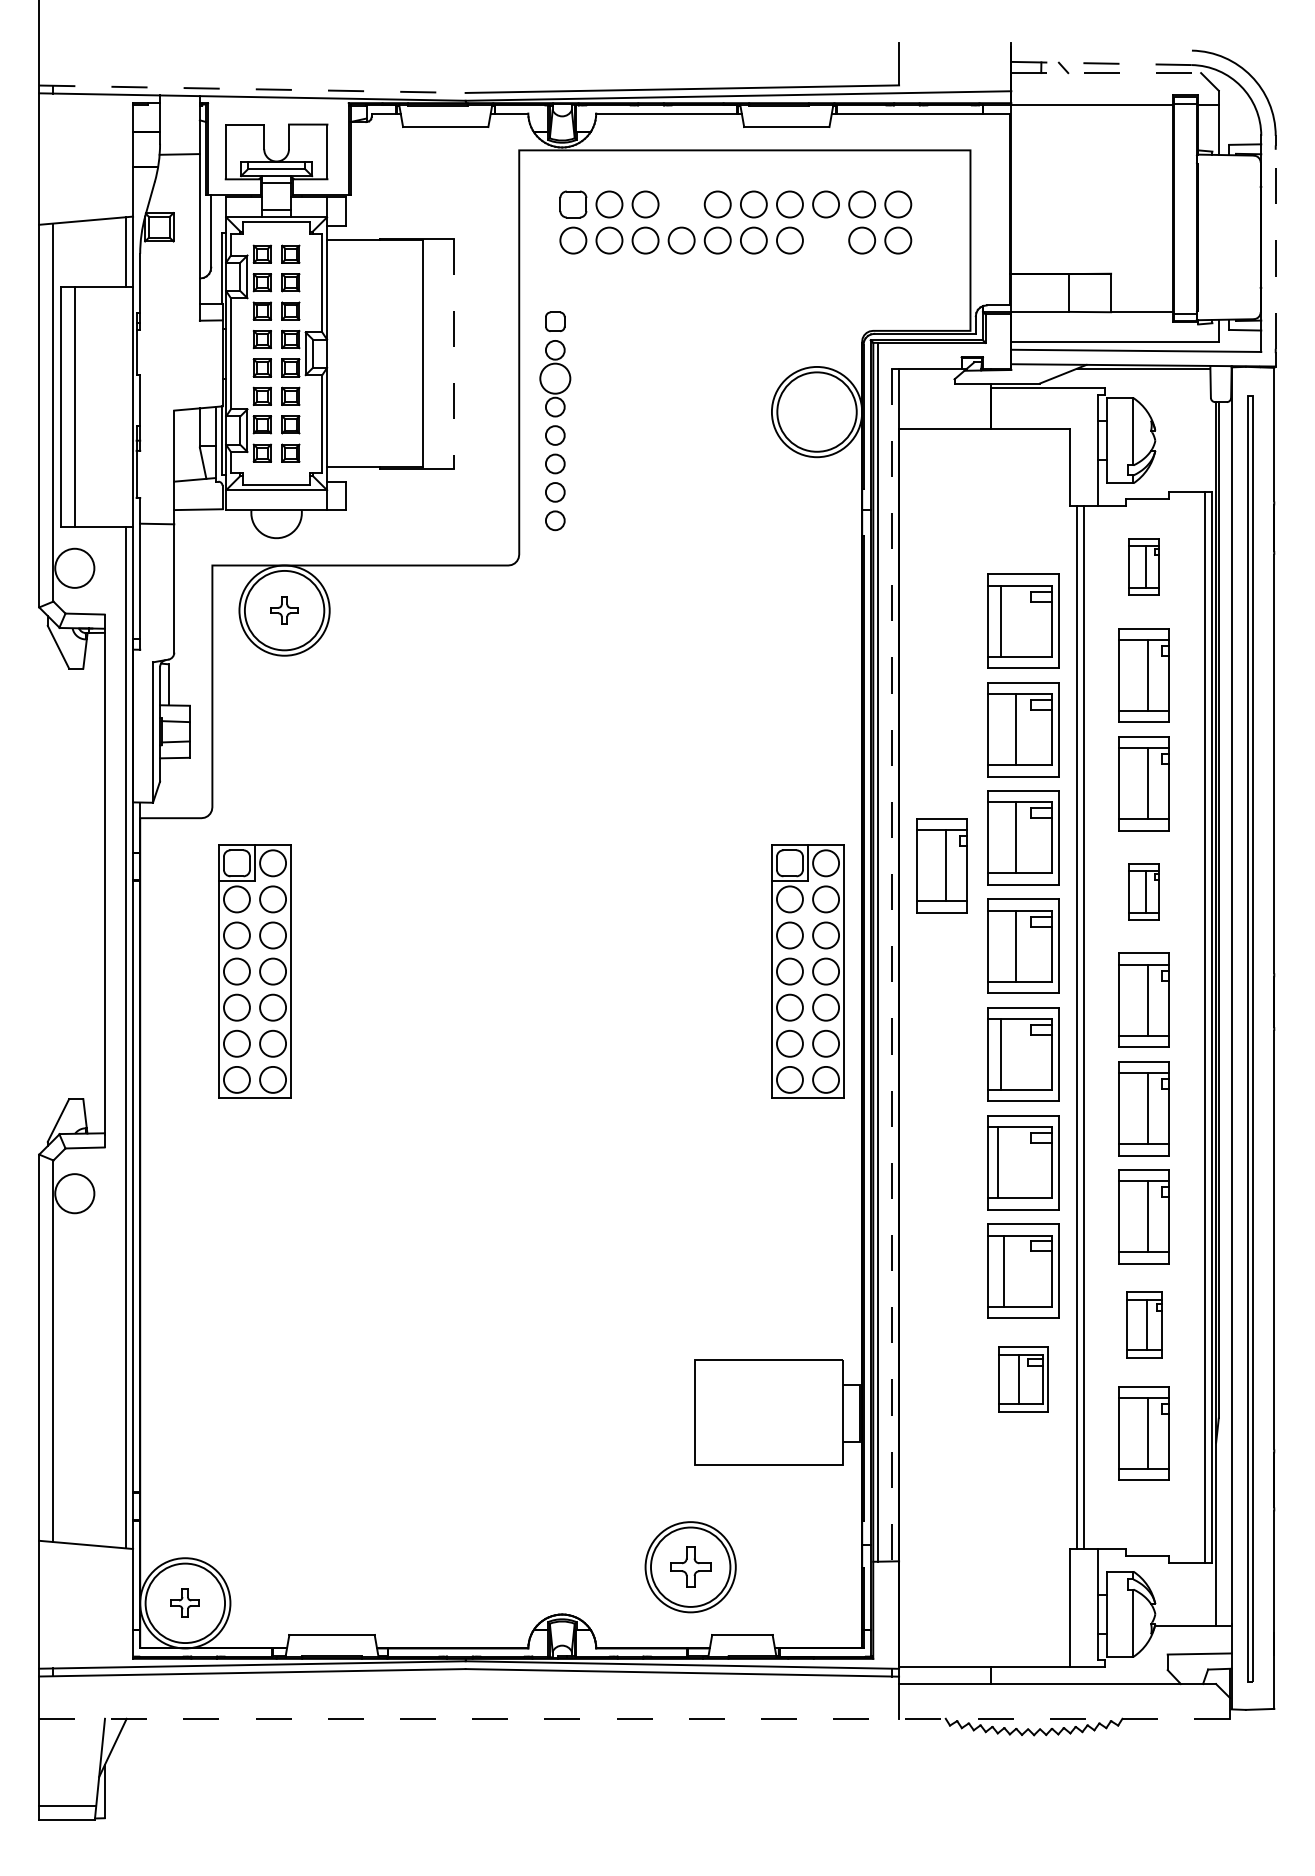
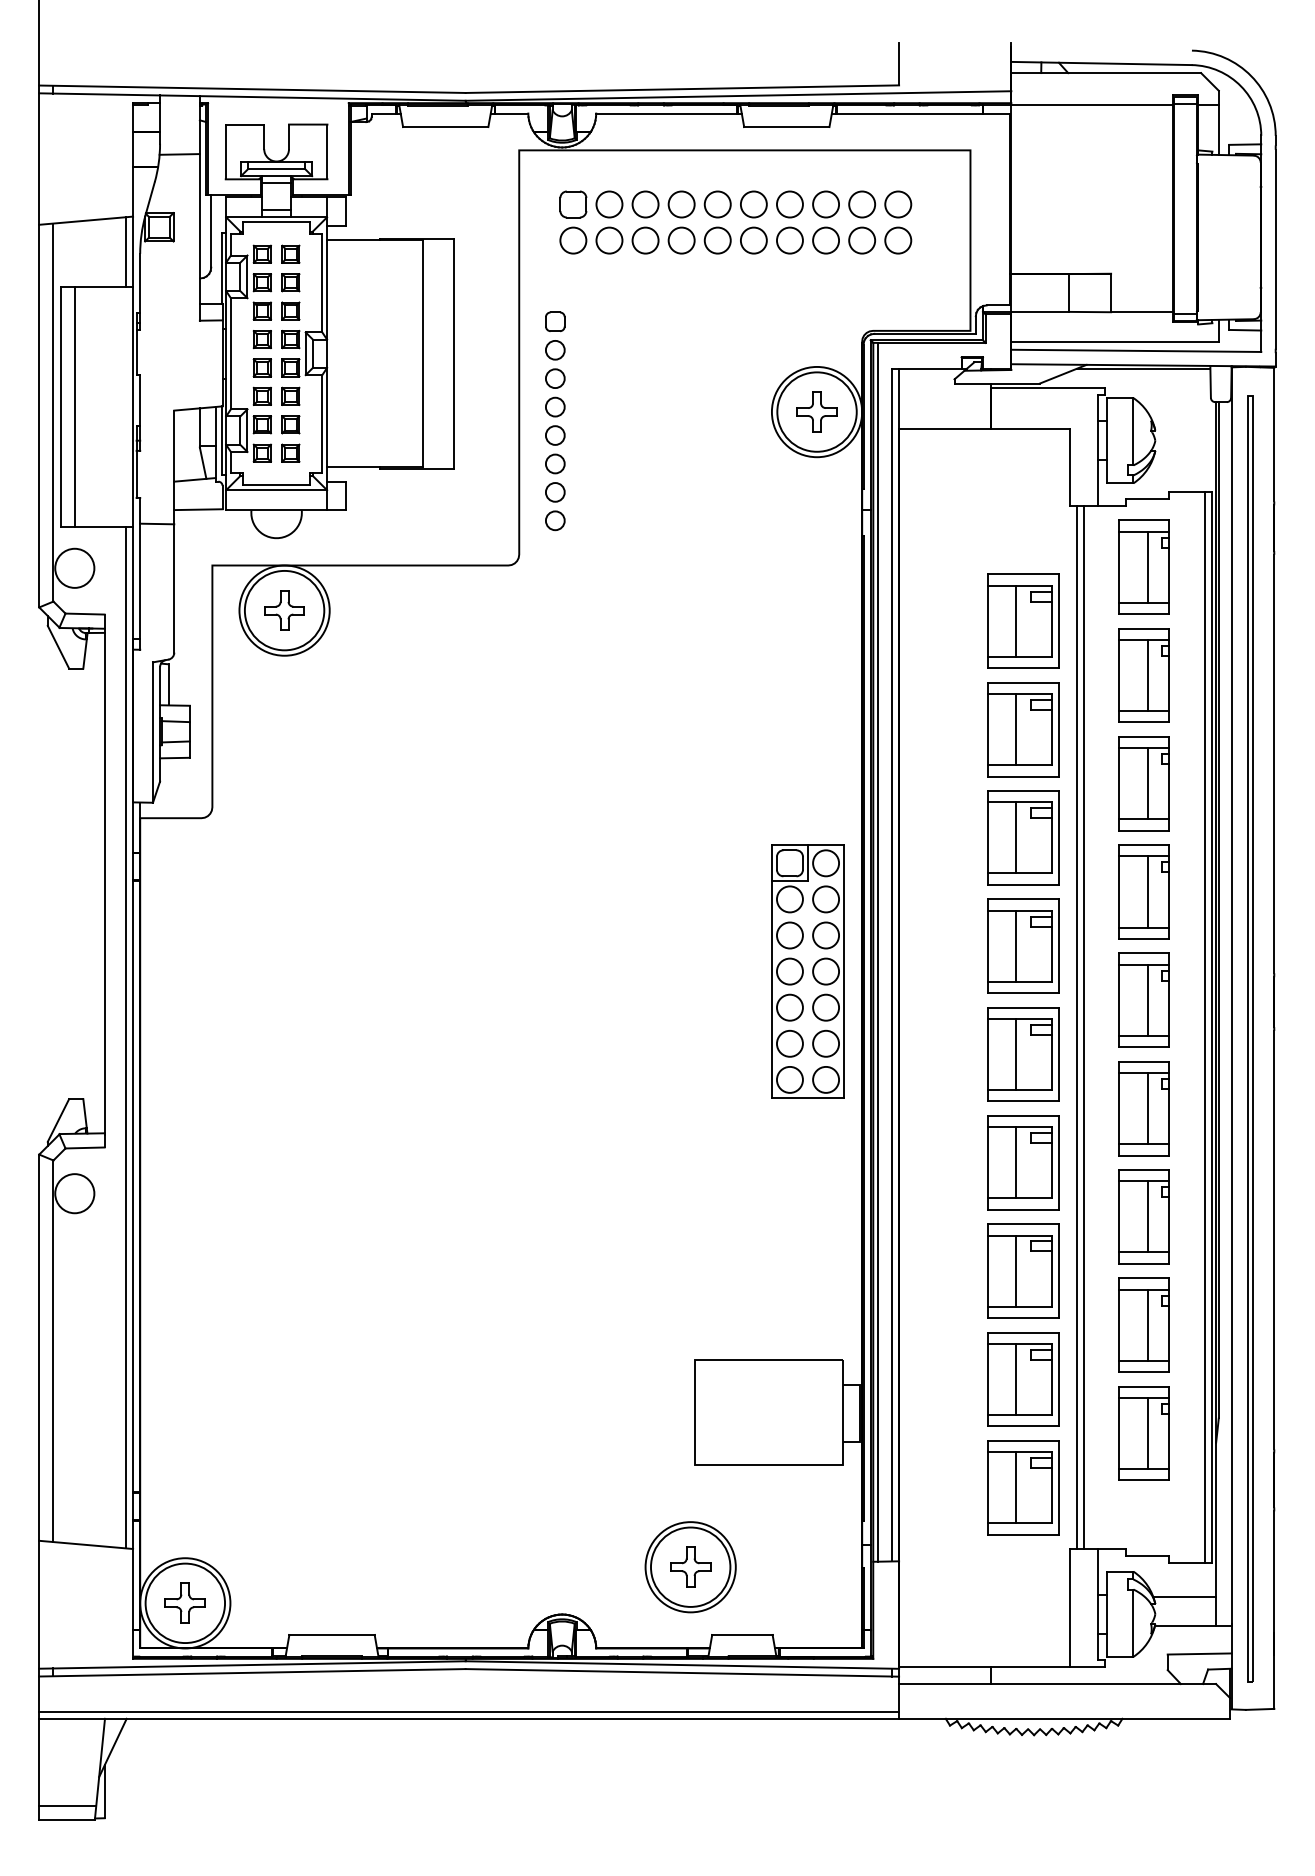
line: dashed -> solid (1100, 63)
line: dashed -> solid (1106, 73)
line: dashed -> solid (252, 89)
circle: none -> present (681, 204)
circle: none -> present (825, 240)
line: dashed -> solid (1275, 248)
line: dashed -> solid (454, 354)
circle diameter: 30 px -> 19 px (554, 378)
part: none -> present (816, 411)
part size: 32x58 px -> 52x96 px (1143, 566)
part size: 29x29 px -> 41x41 px (284, 610)
line position: (1001, 620) -> (1016, 620) (1016, 620)
part: present -> none (941, 865)
part size: 32x58 px -> 52x96 px (1143, 891)
line: dashed -> solid (891, 965)
part: present -> none (254, 971)
line position: (1001, 1054) -> (1016, 1054) (1016, 1054)
line position: (998, 1162) -> (1016, 1162) (1016, 1162)
line position: (1004, 1270) -> (1016, 1270) (1016, 1270)
part size: 37x68 px -> 52x96 px (1143, 1324)
part size: 51x67 px -> 73x95 px (1023, 1379)
part: none -> present (1023, 1487)
line: none -> present (1184, 1596)
part size: 30x30 px -> 42x42 px (184, 1602)
line: none -> present (469, 1711)
line: dashed -> solid (634, 1718)
